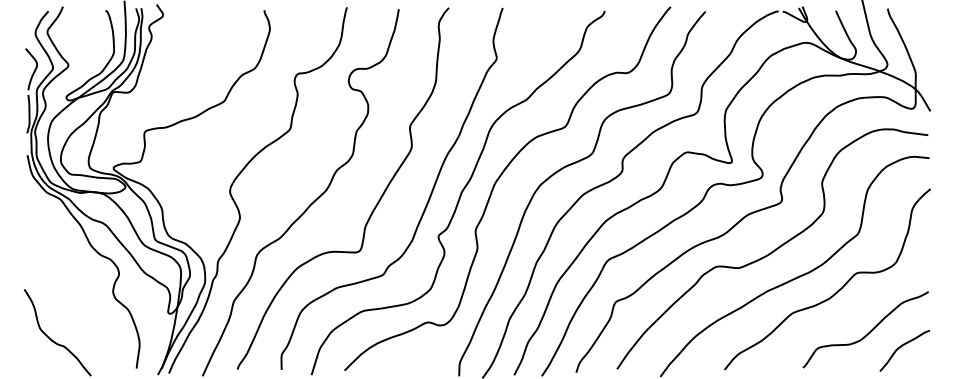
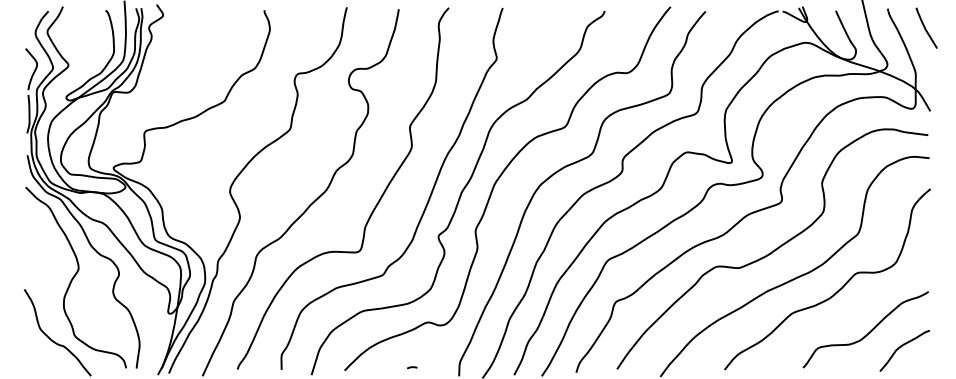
line: none -> present (925, 27)
curve: none -> present (75, 276)
line: none -> present (412, 367)
